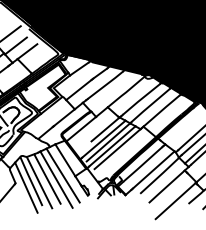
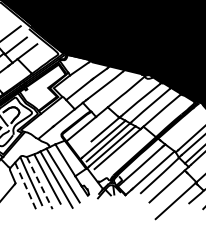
line: solid -> dashed (39, 182)
line: solid -> dashed (26, 188)
